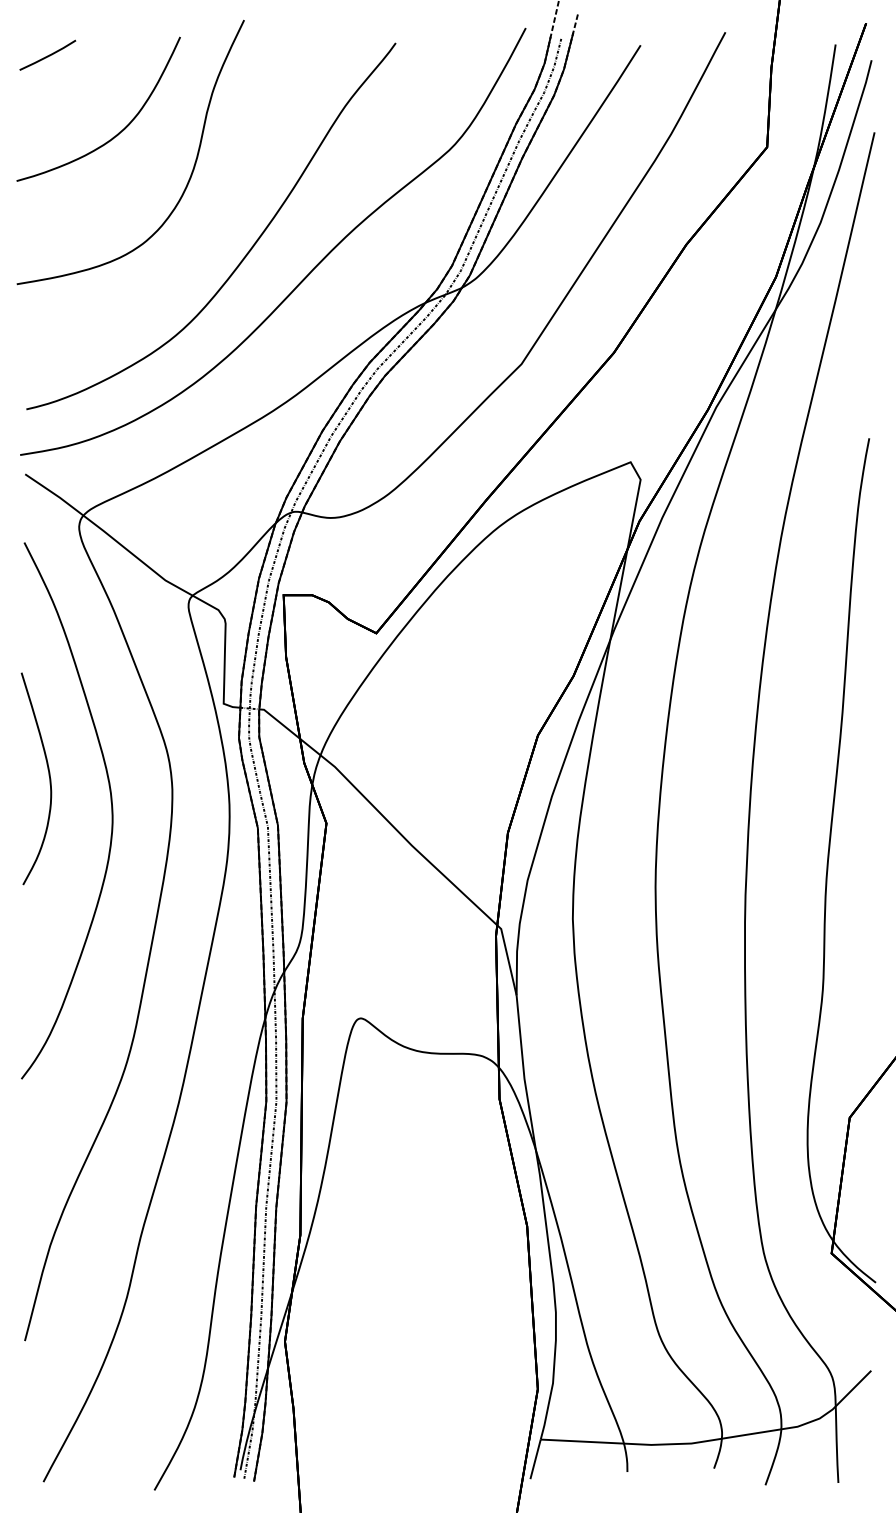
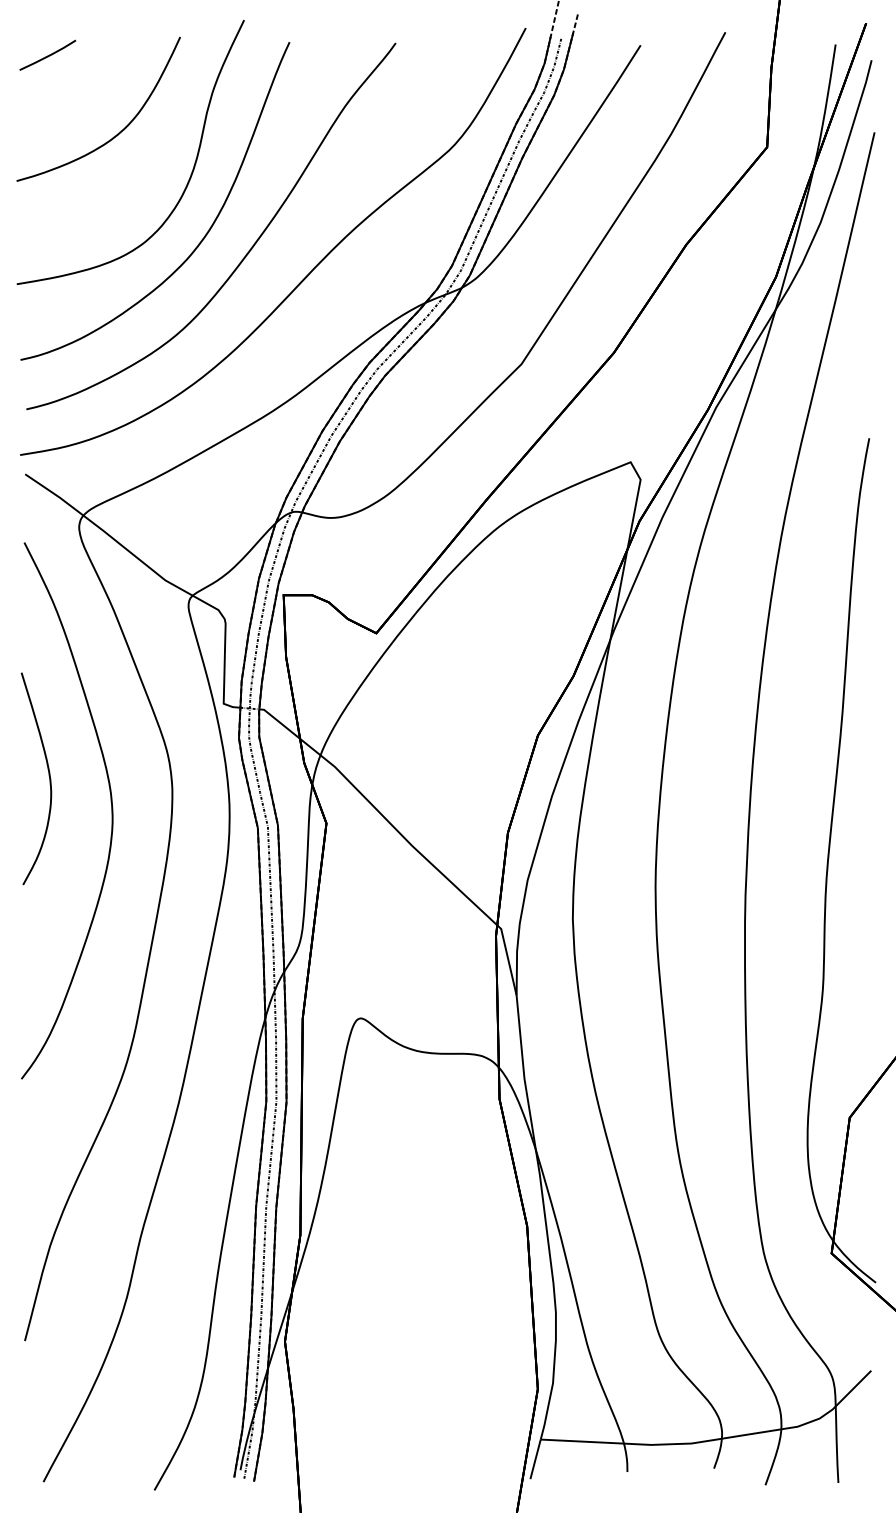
curve: none -> present (204, 235)
